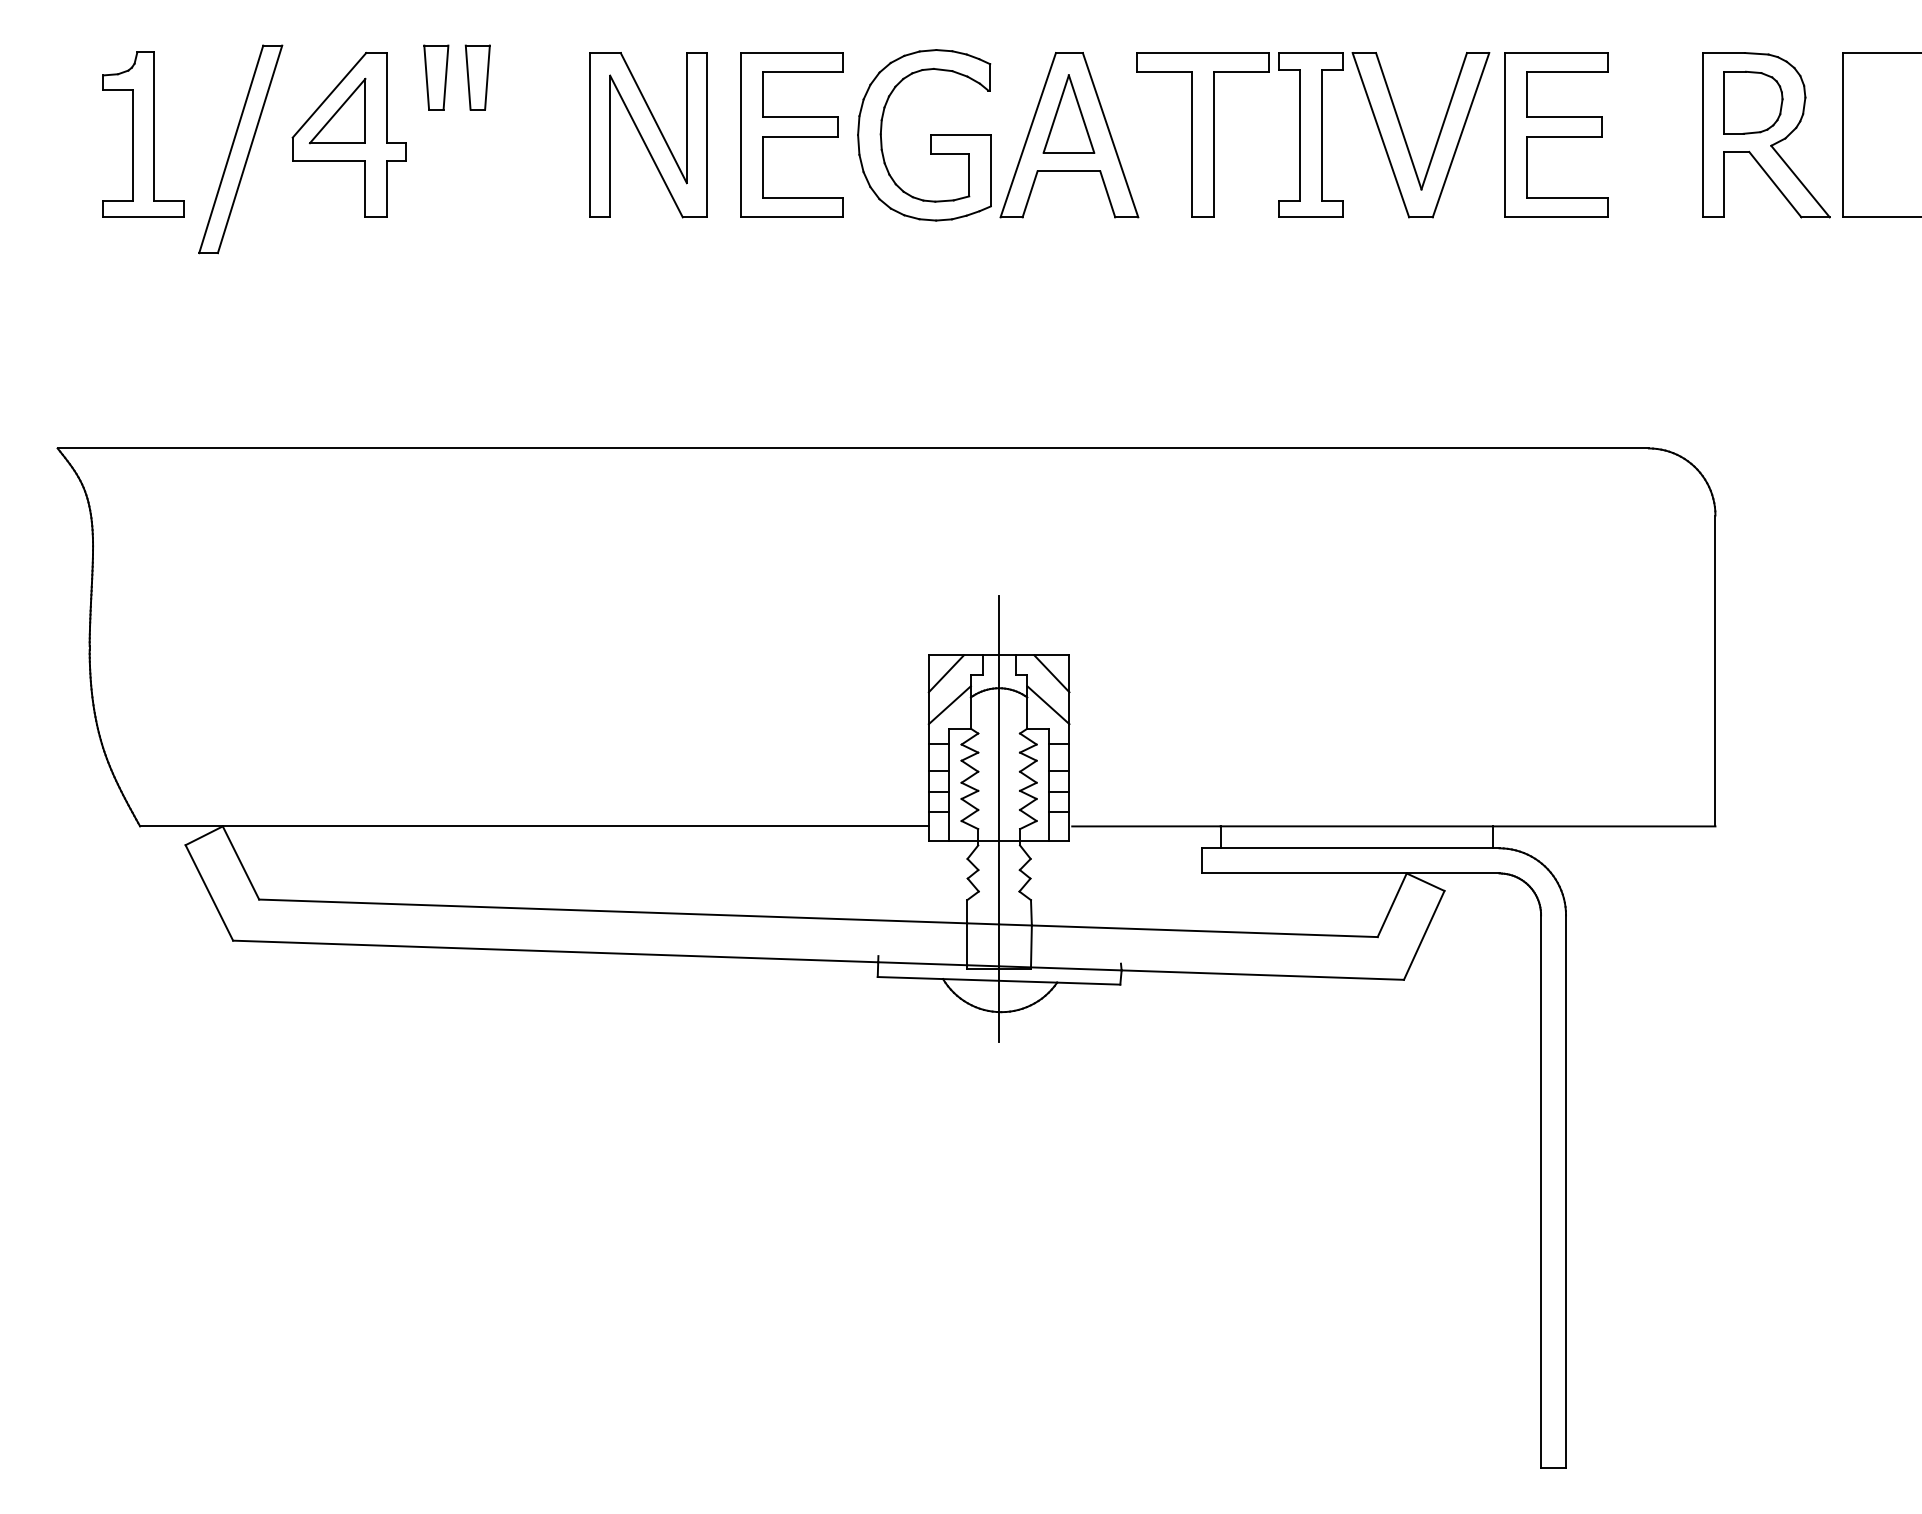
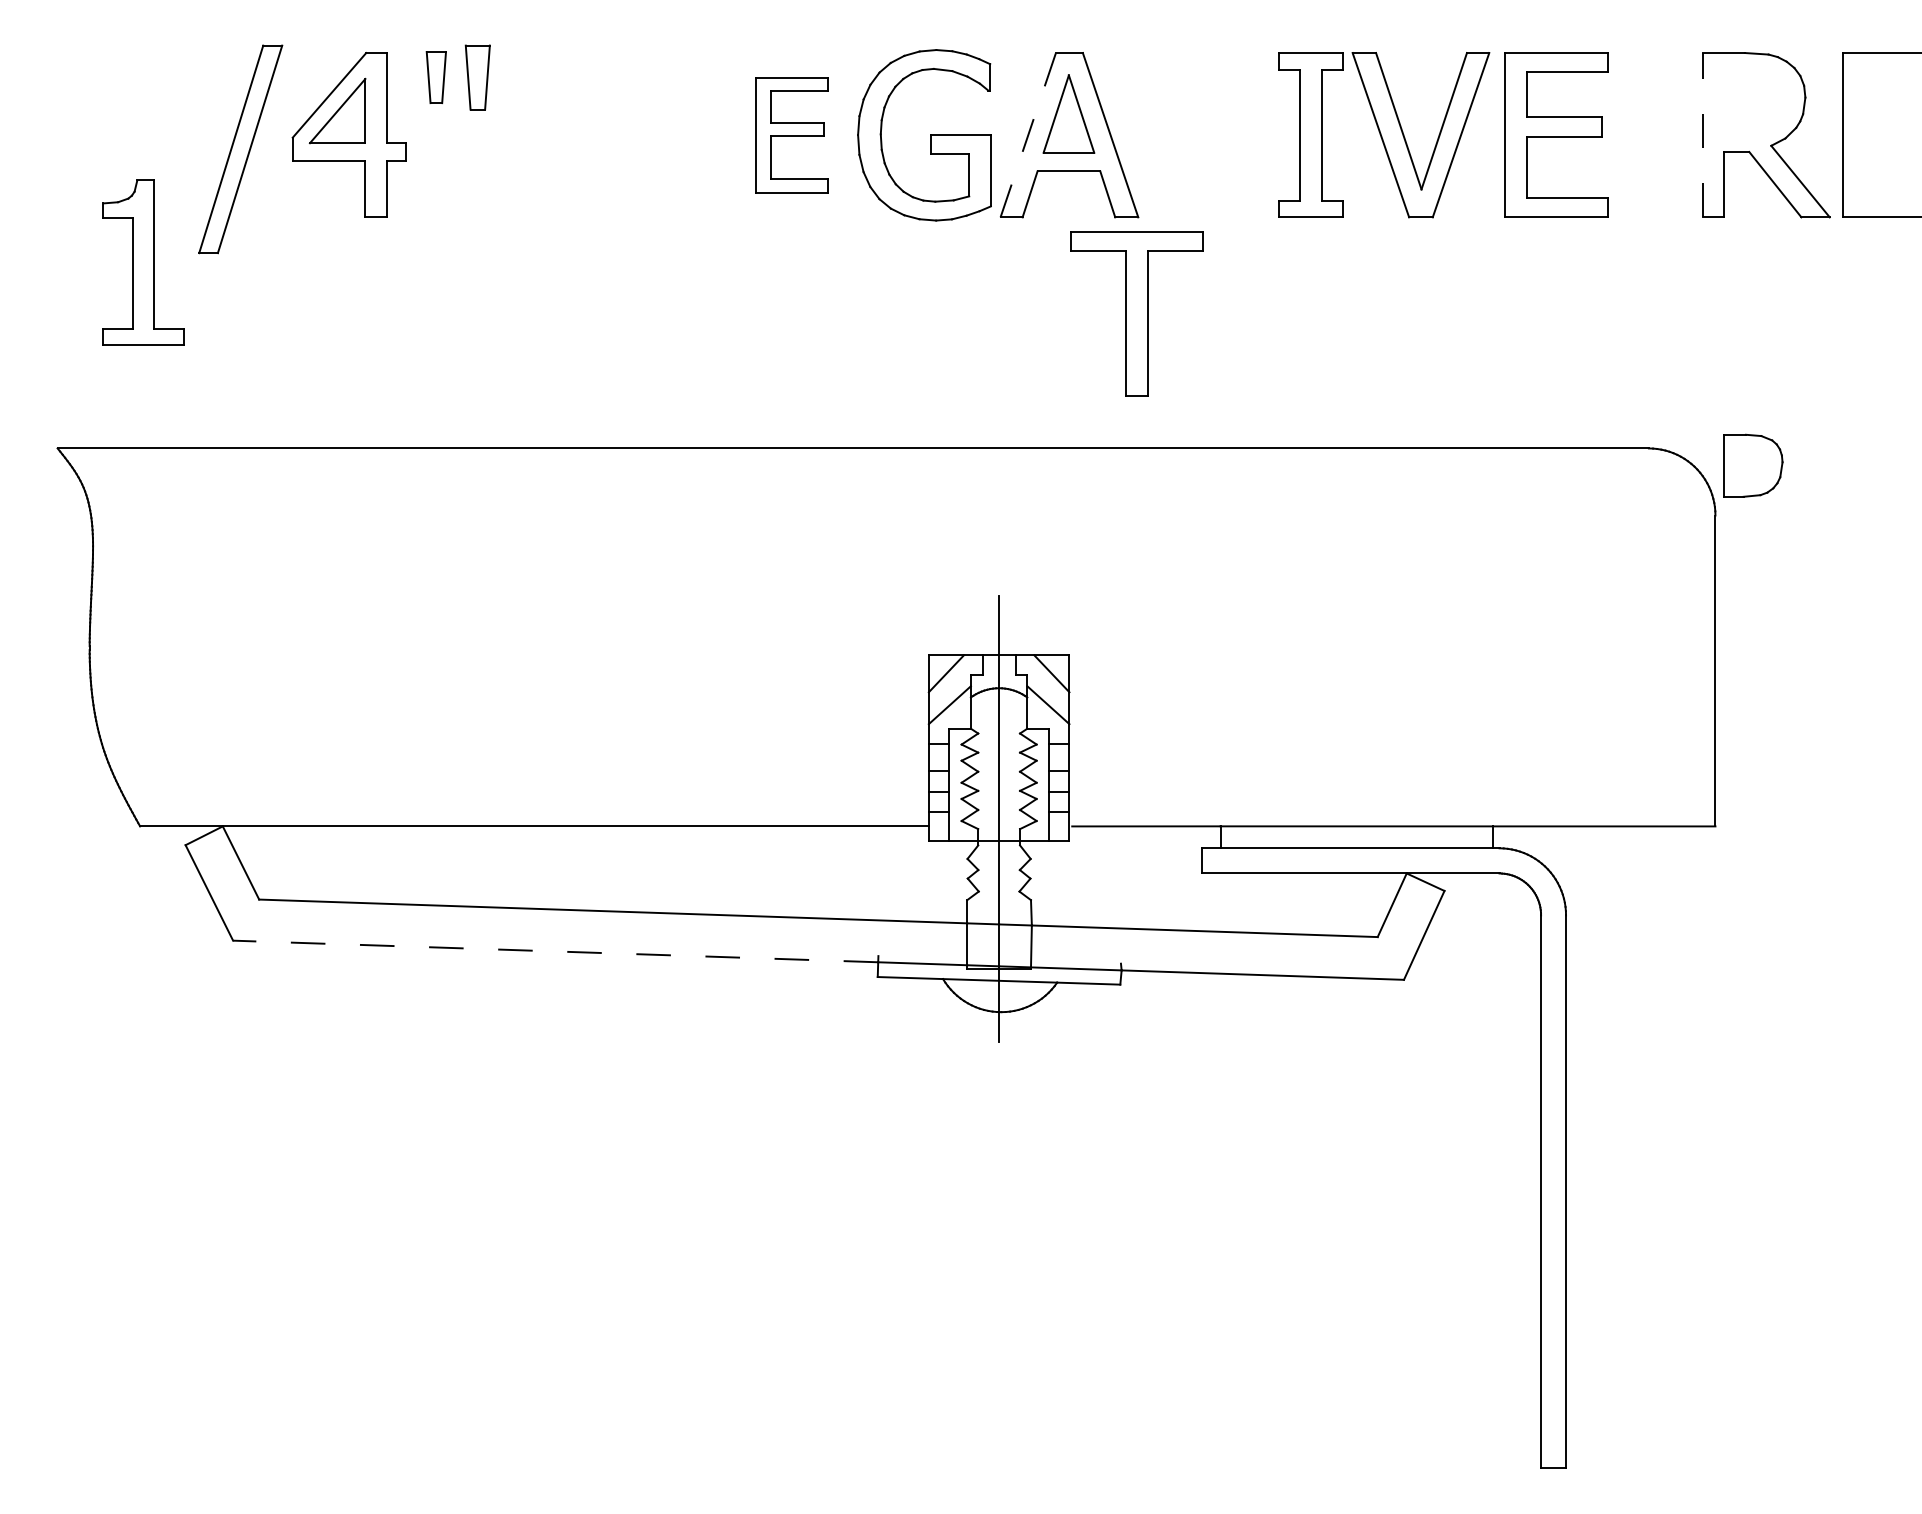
part size: 27x67 px -> 22x53 px (435, 77)
part position: (1753, 102) -> (1753, 465) (1753, 465)
part position: (143, 134) -> (143, 262) (143, 262)
part size: 104x166 px -> 74x117 px (791, 135)
part position: (1202, 134) -> (1136, 313) (1136, 313)
line: solid -> dashed (1702, 134)
part: present -> none (648, 135)
line: solid -> dashed (1028, 135)
line: solid -> dashed (555, 951)
